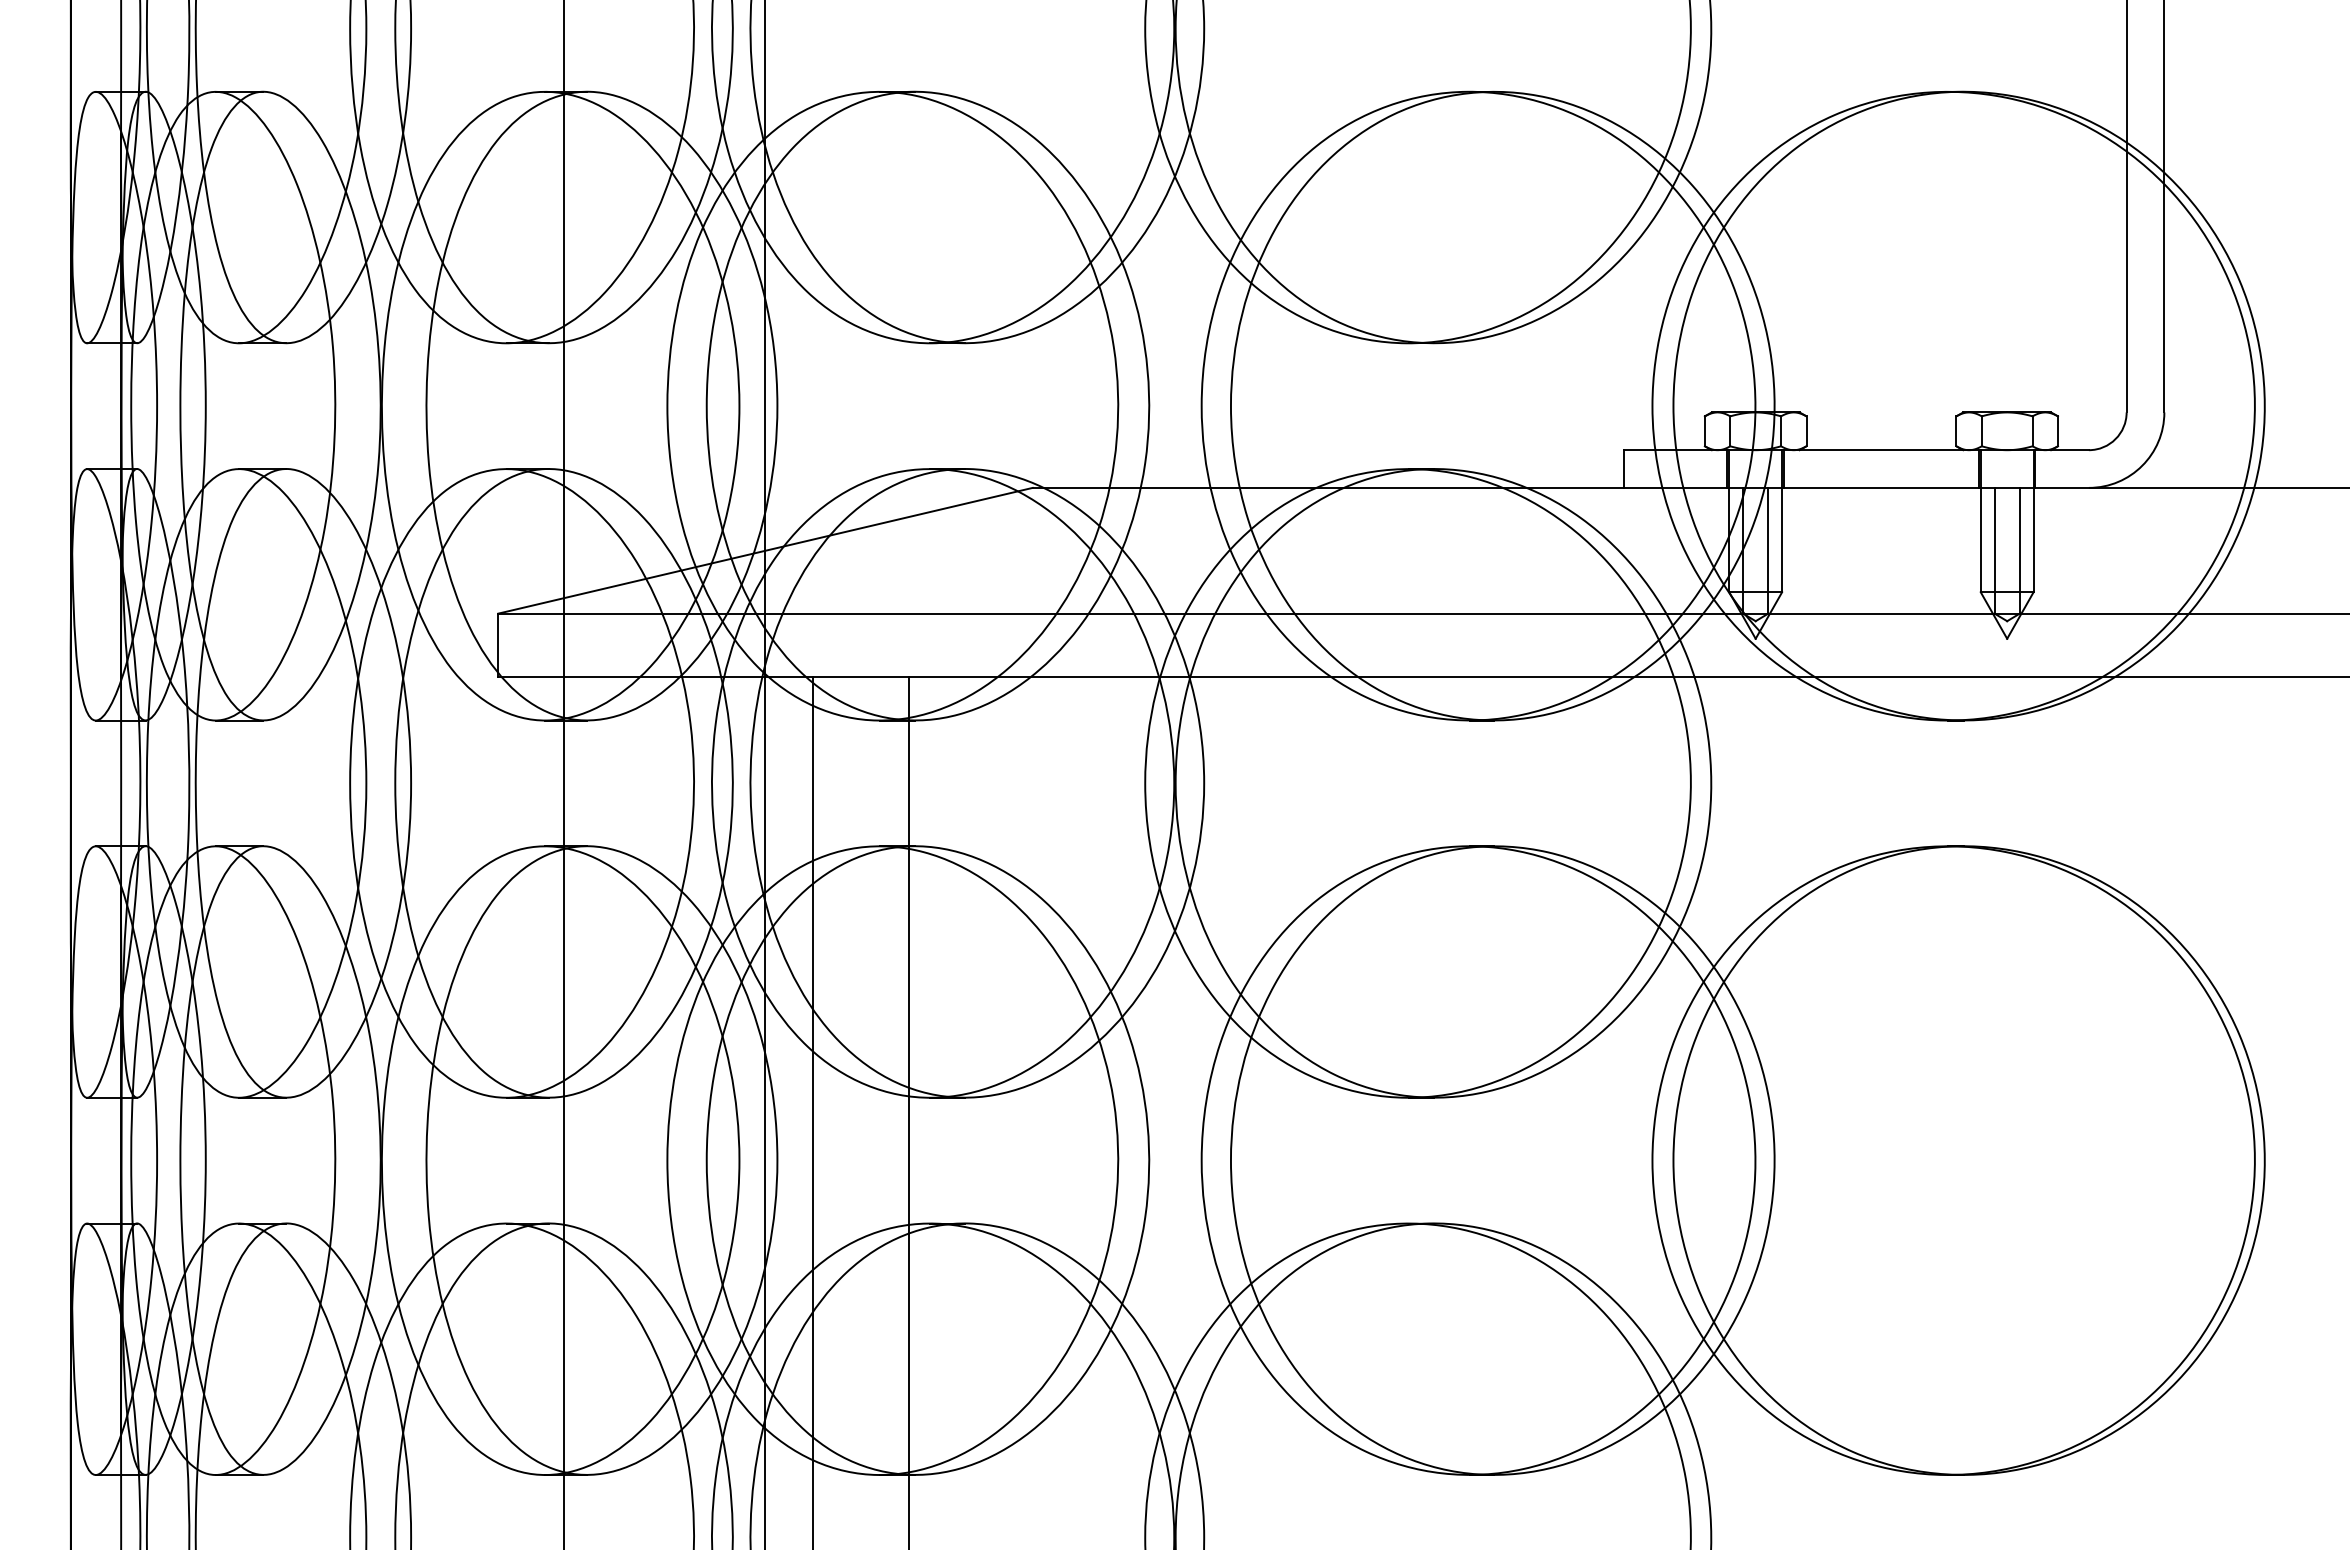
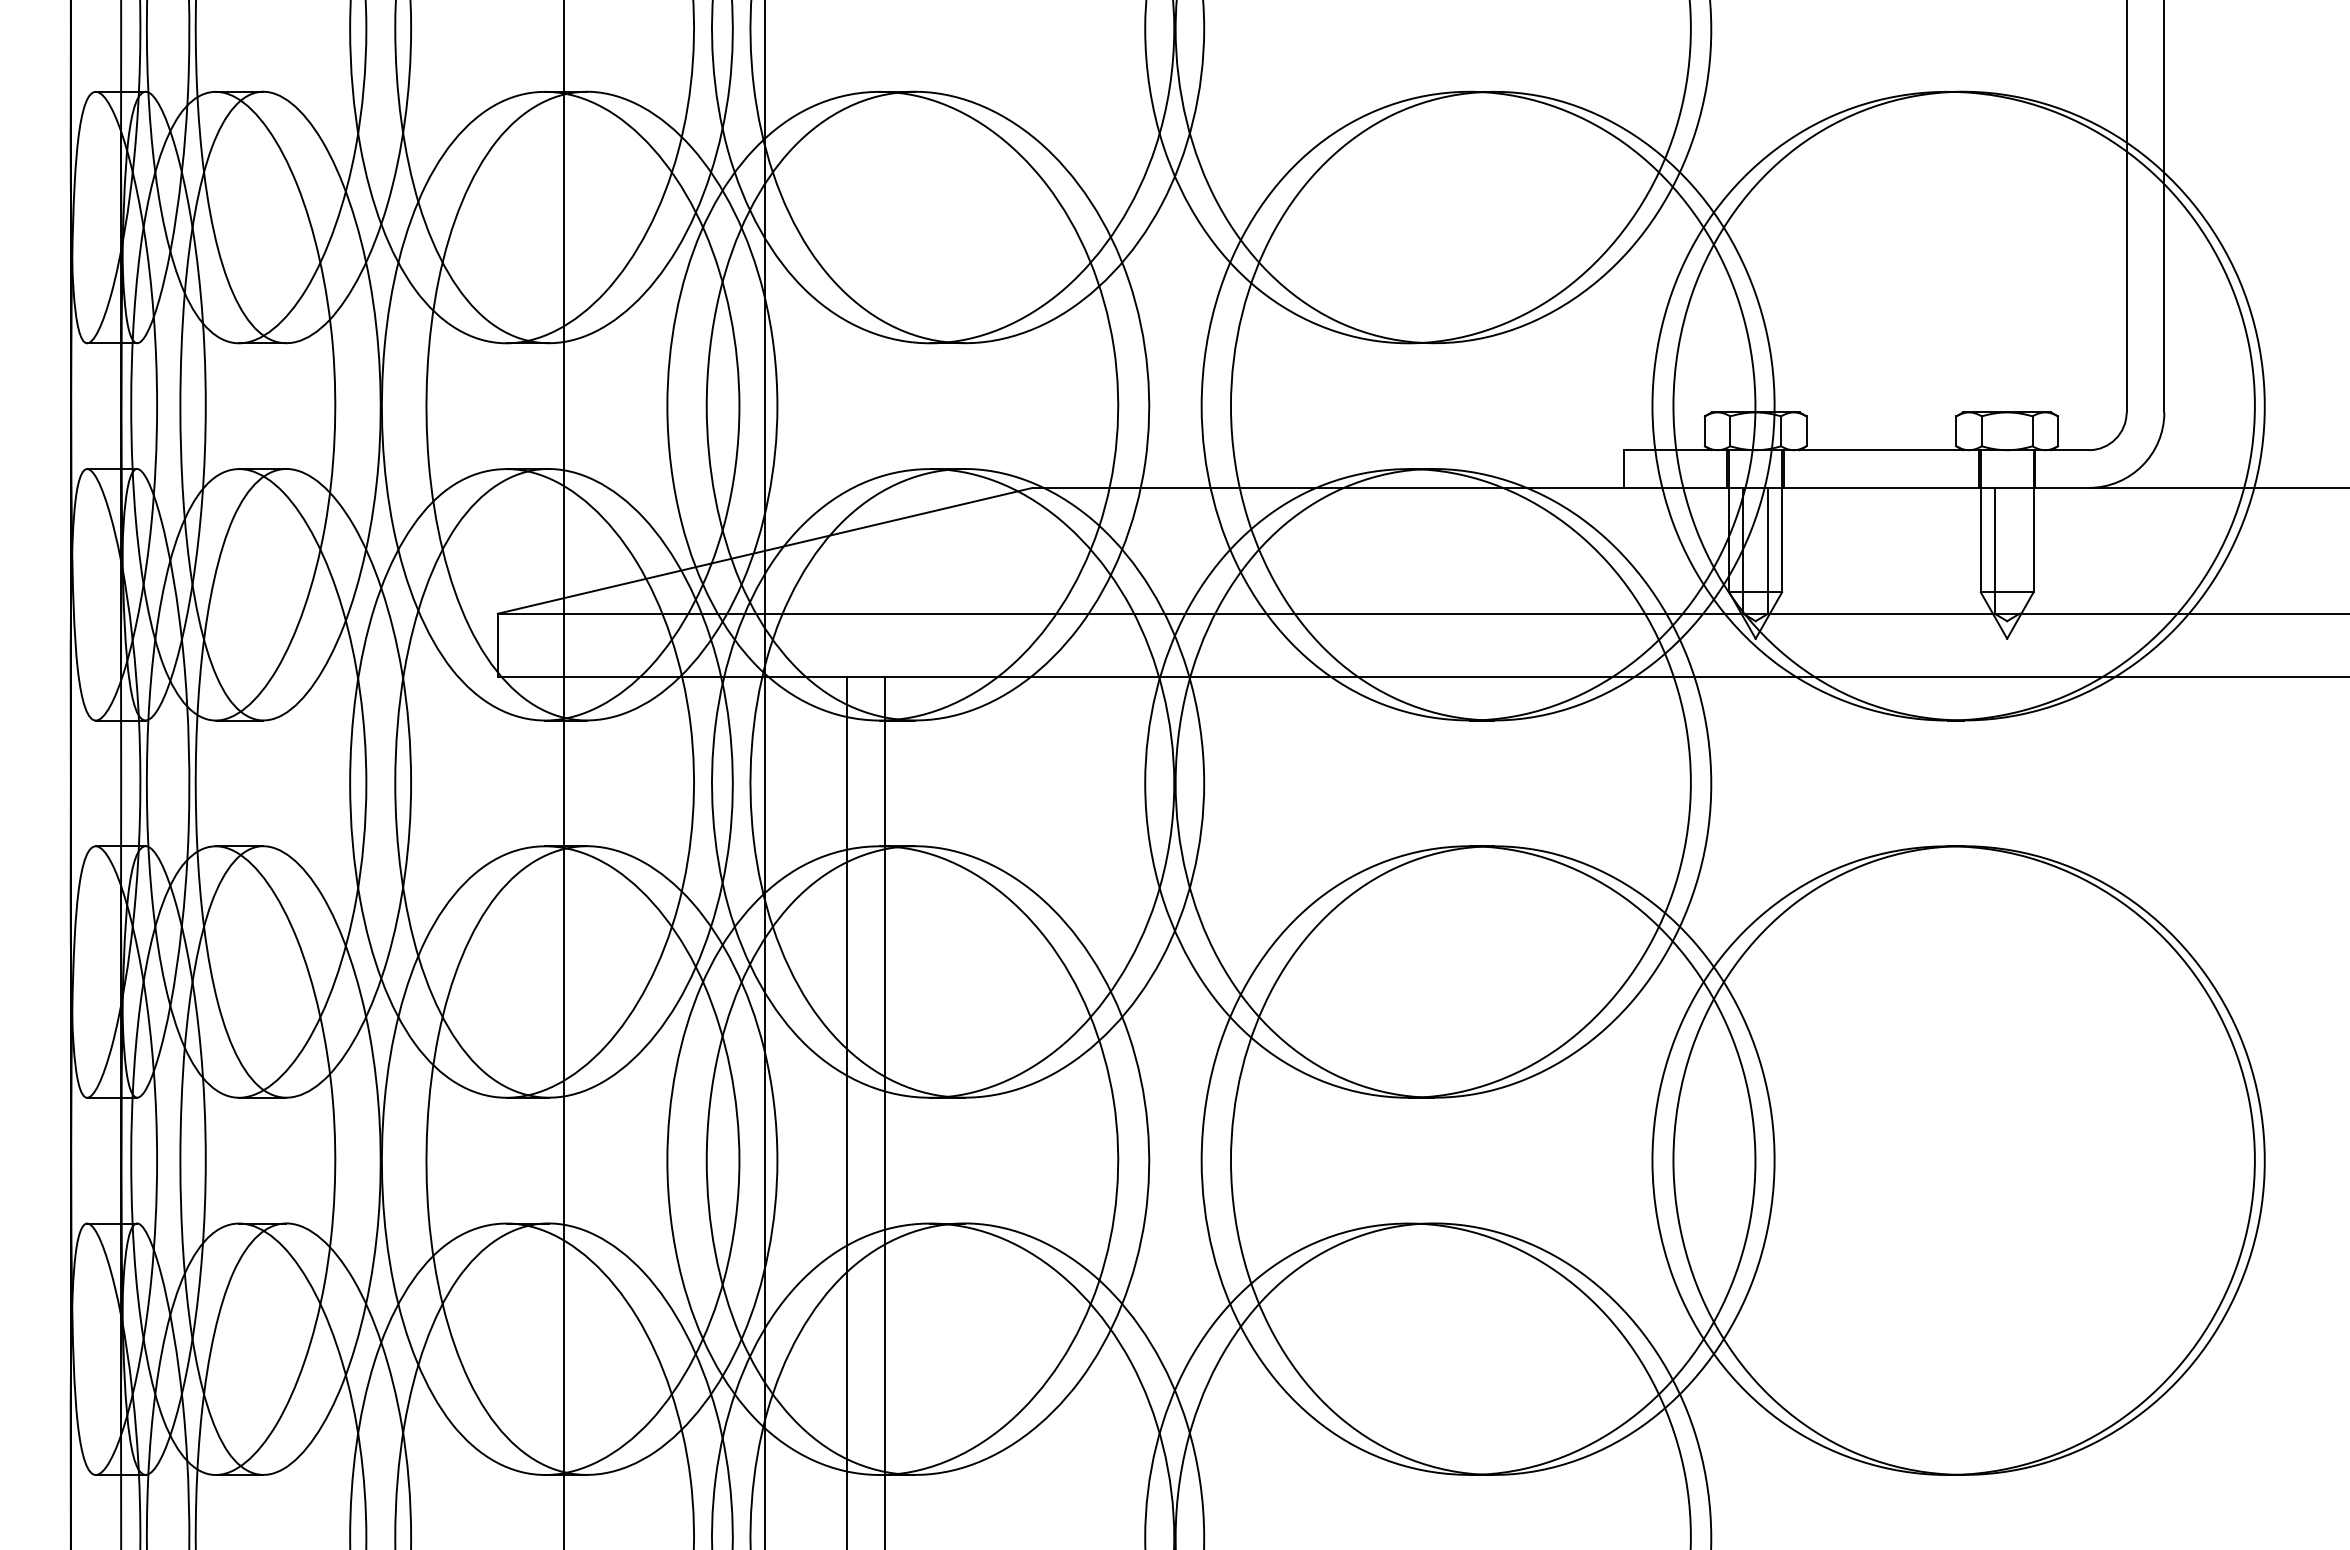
line: present -> none (2019, 550)
line position: (812, 1111) -> (846, 1111) (846, 1111)
line position: (909, 1111) -> (885, 1111) (885, 1111)
